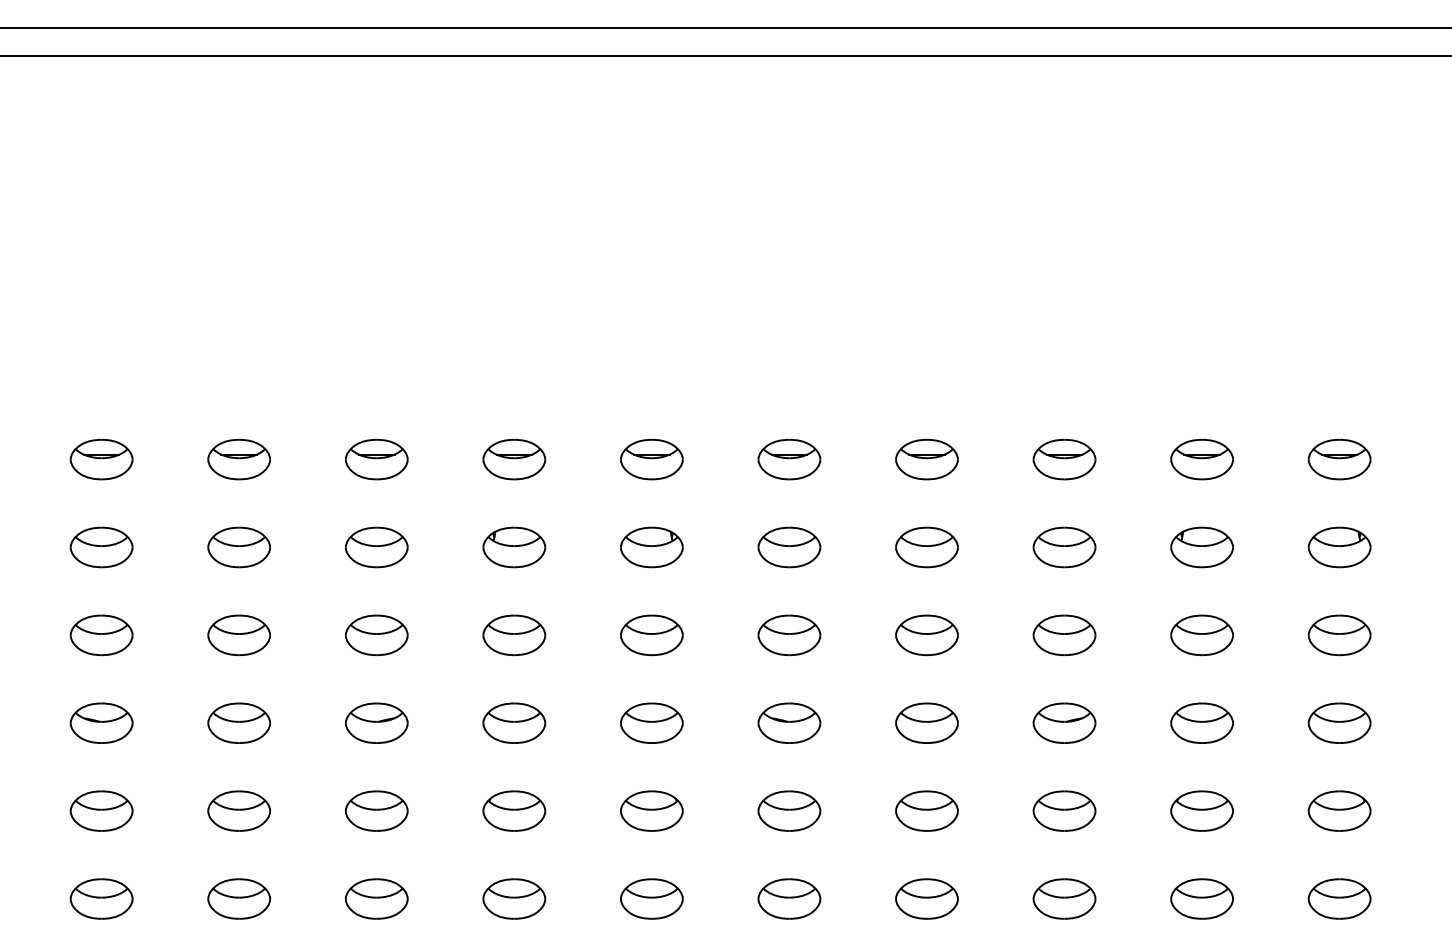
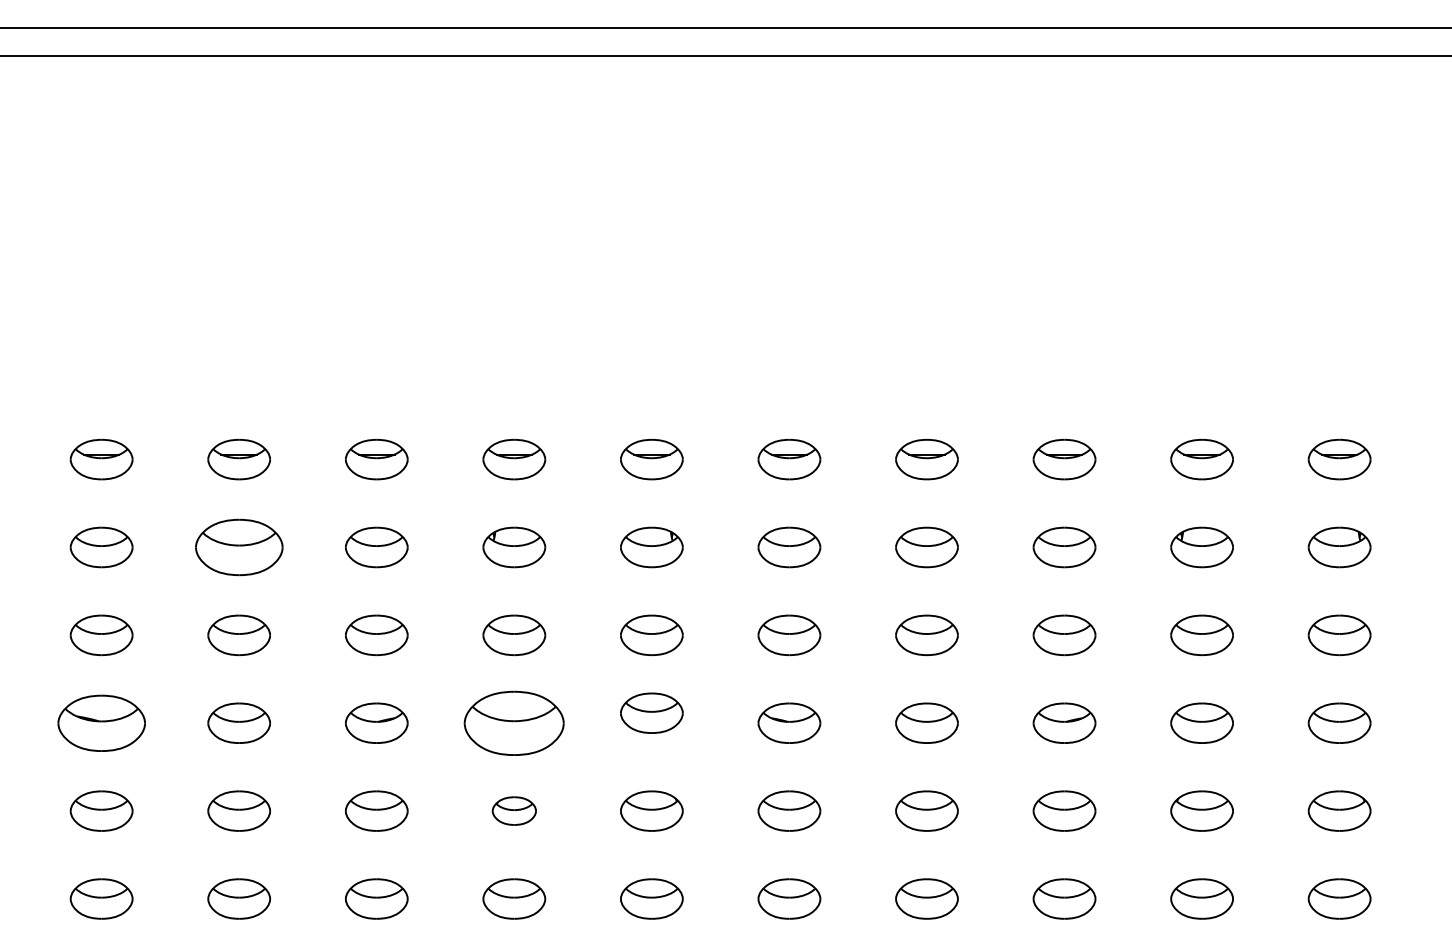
part size: 64x43 px -> 89x59 px (239, 547)
part size: 65x42 px -> 89x58 px (101, 722)
part size: 65x42 px -> 102x66 px (513, 722)
part position: (651, 722) -> (651, 712) (651, 712)
part size: 65x42 px -> 46x30 px (513, 810)
